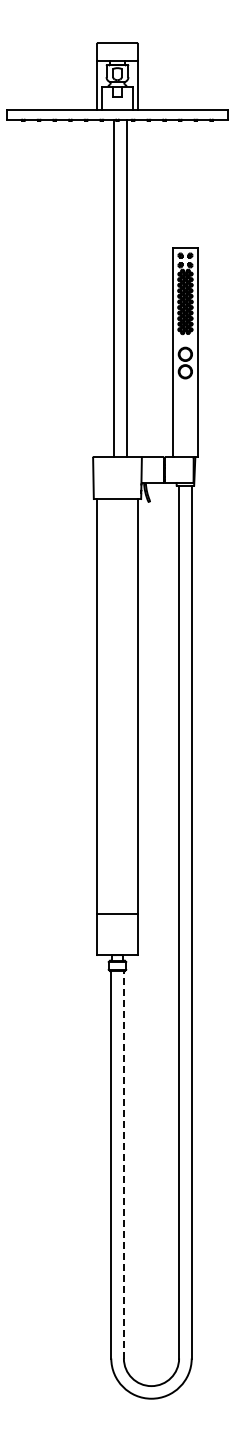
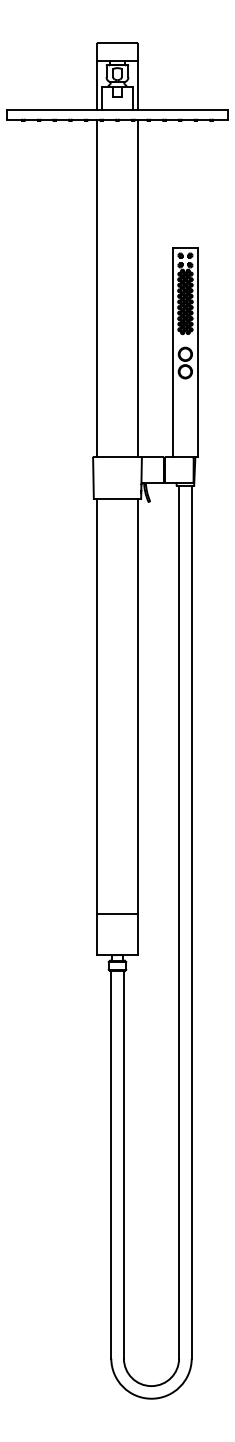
line position: (114, 288) -> (97, 288) (97, 288)
line position: (126, 288) -> (137, 288) (137, 288)
line: dashed -> solid (123, 1164)
